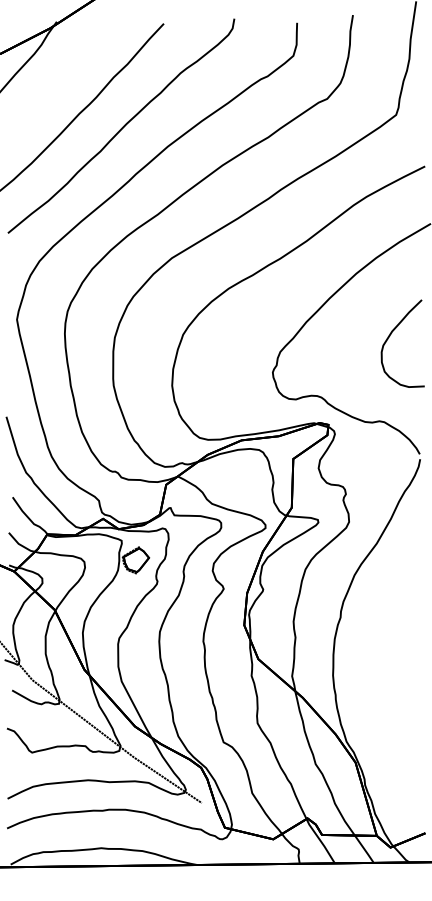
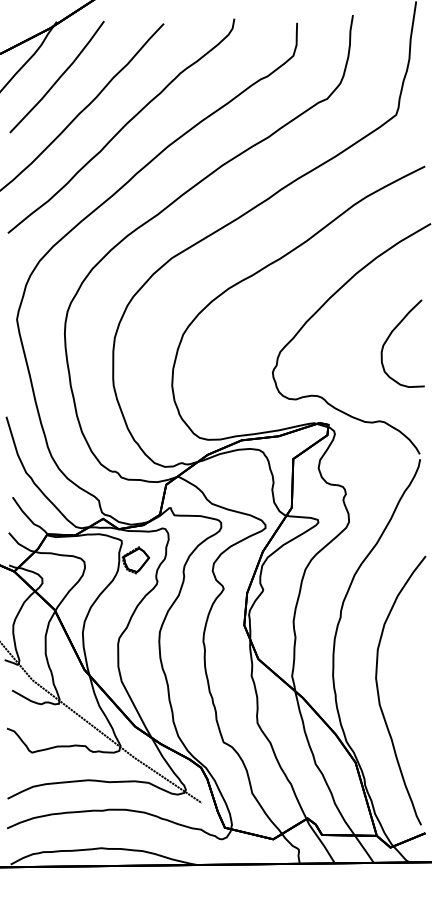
curve: none -> present (58, 77)
curve: none -> present (379, 693)
